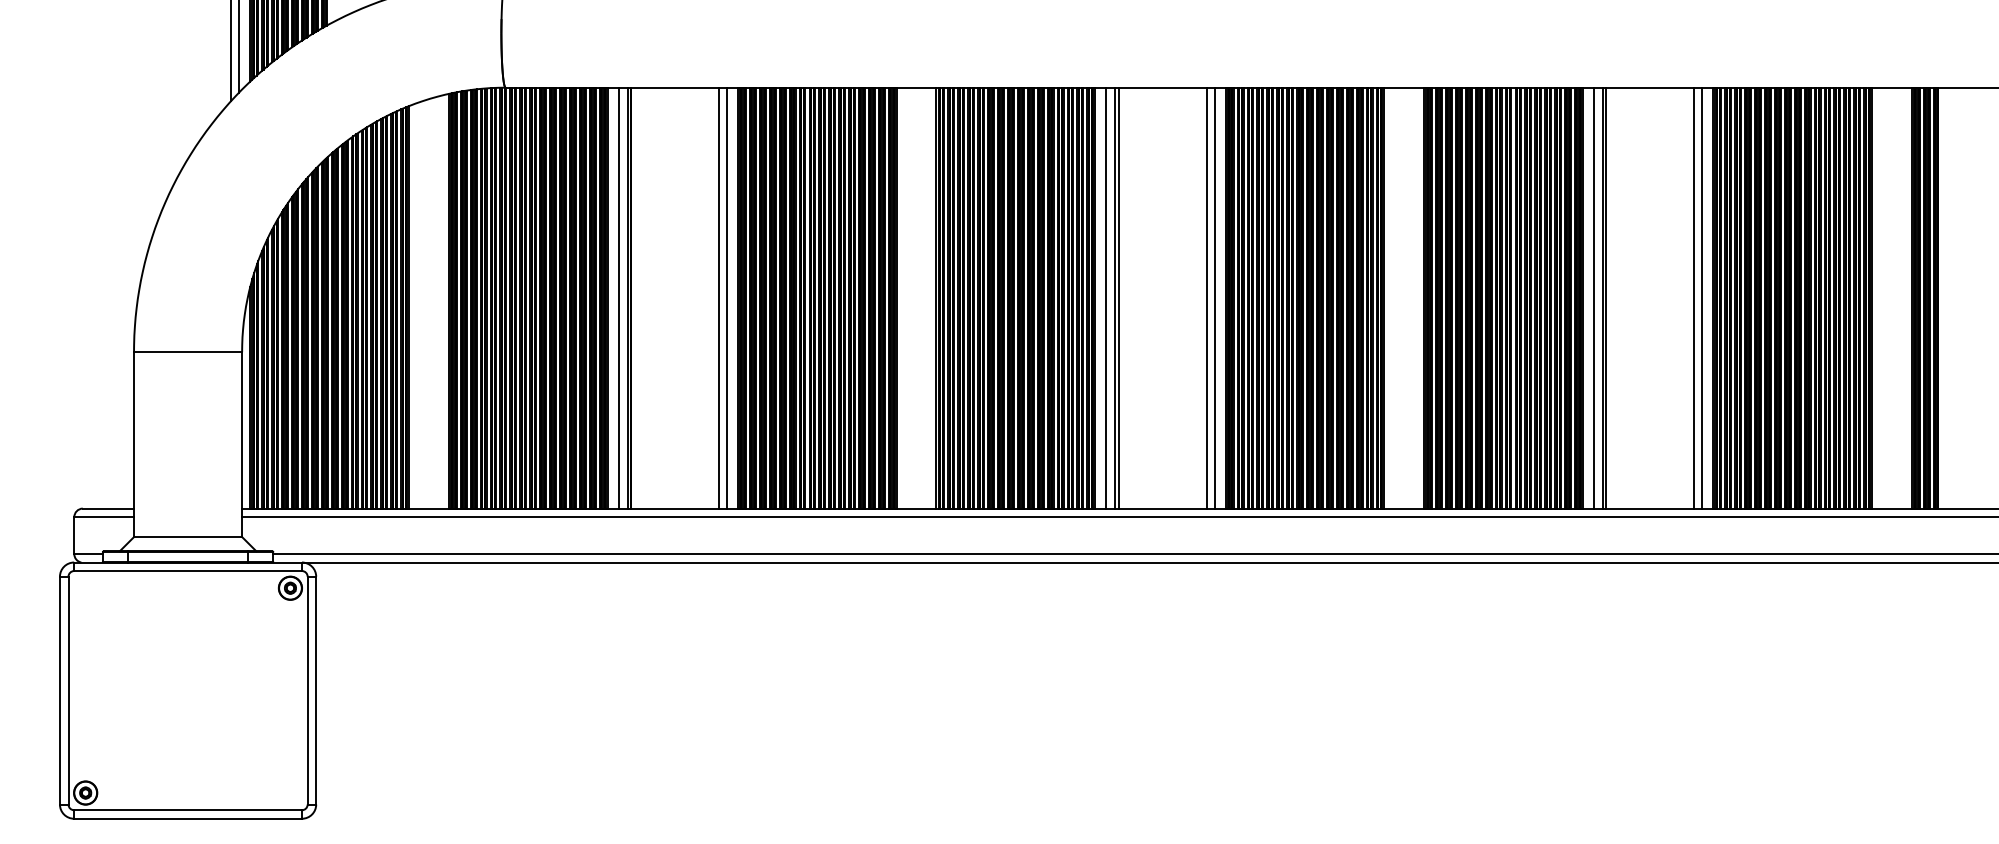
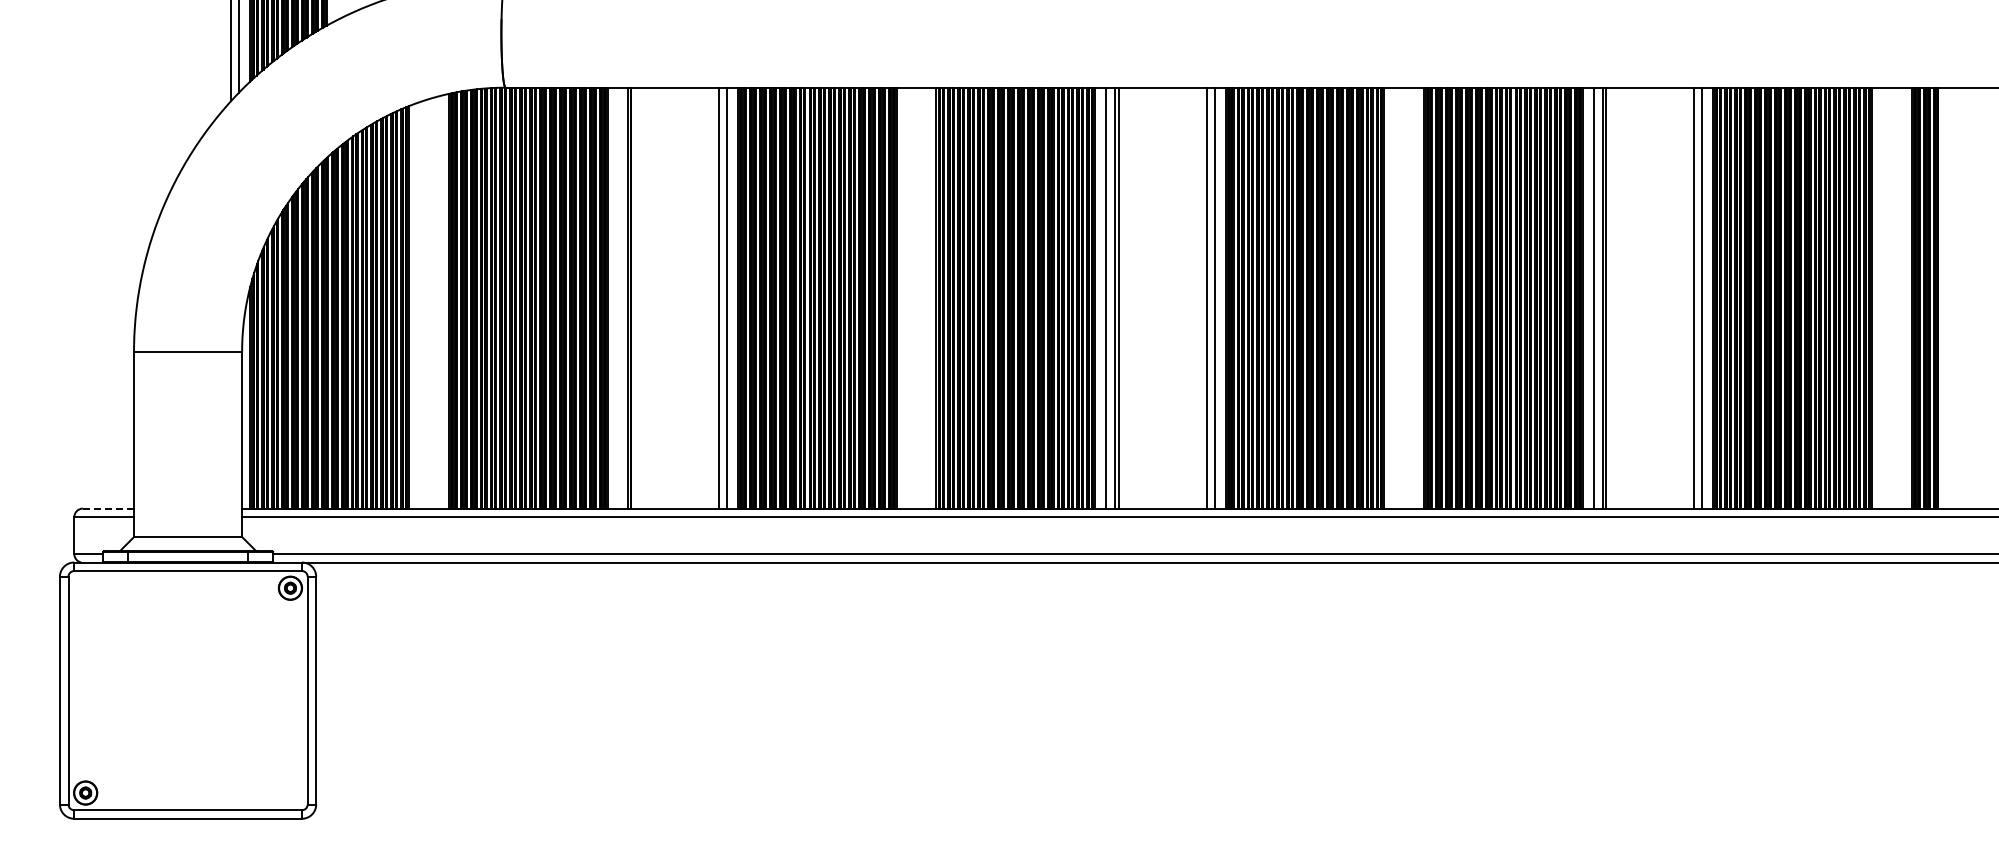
line: present -> none (618, 297)
line: solid -> dashed (108, 508)
